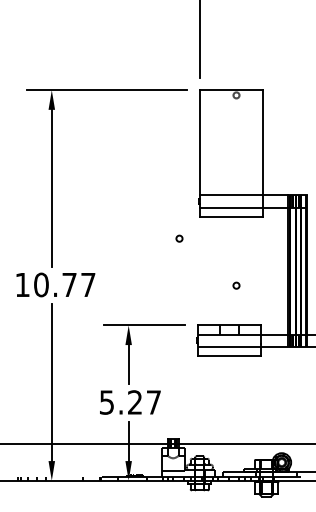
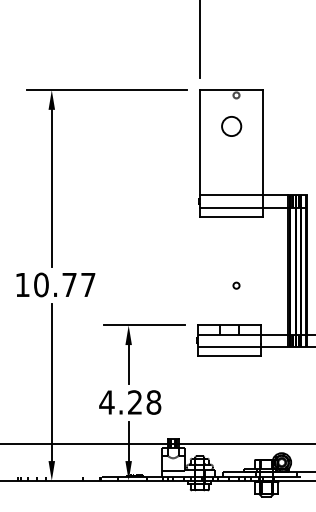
circle: none -> present (231, 126)
circle: present -> none (179, 238)
text: 5.27 -> 4.28 (130, 402)
